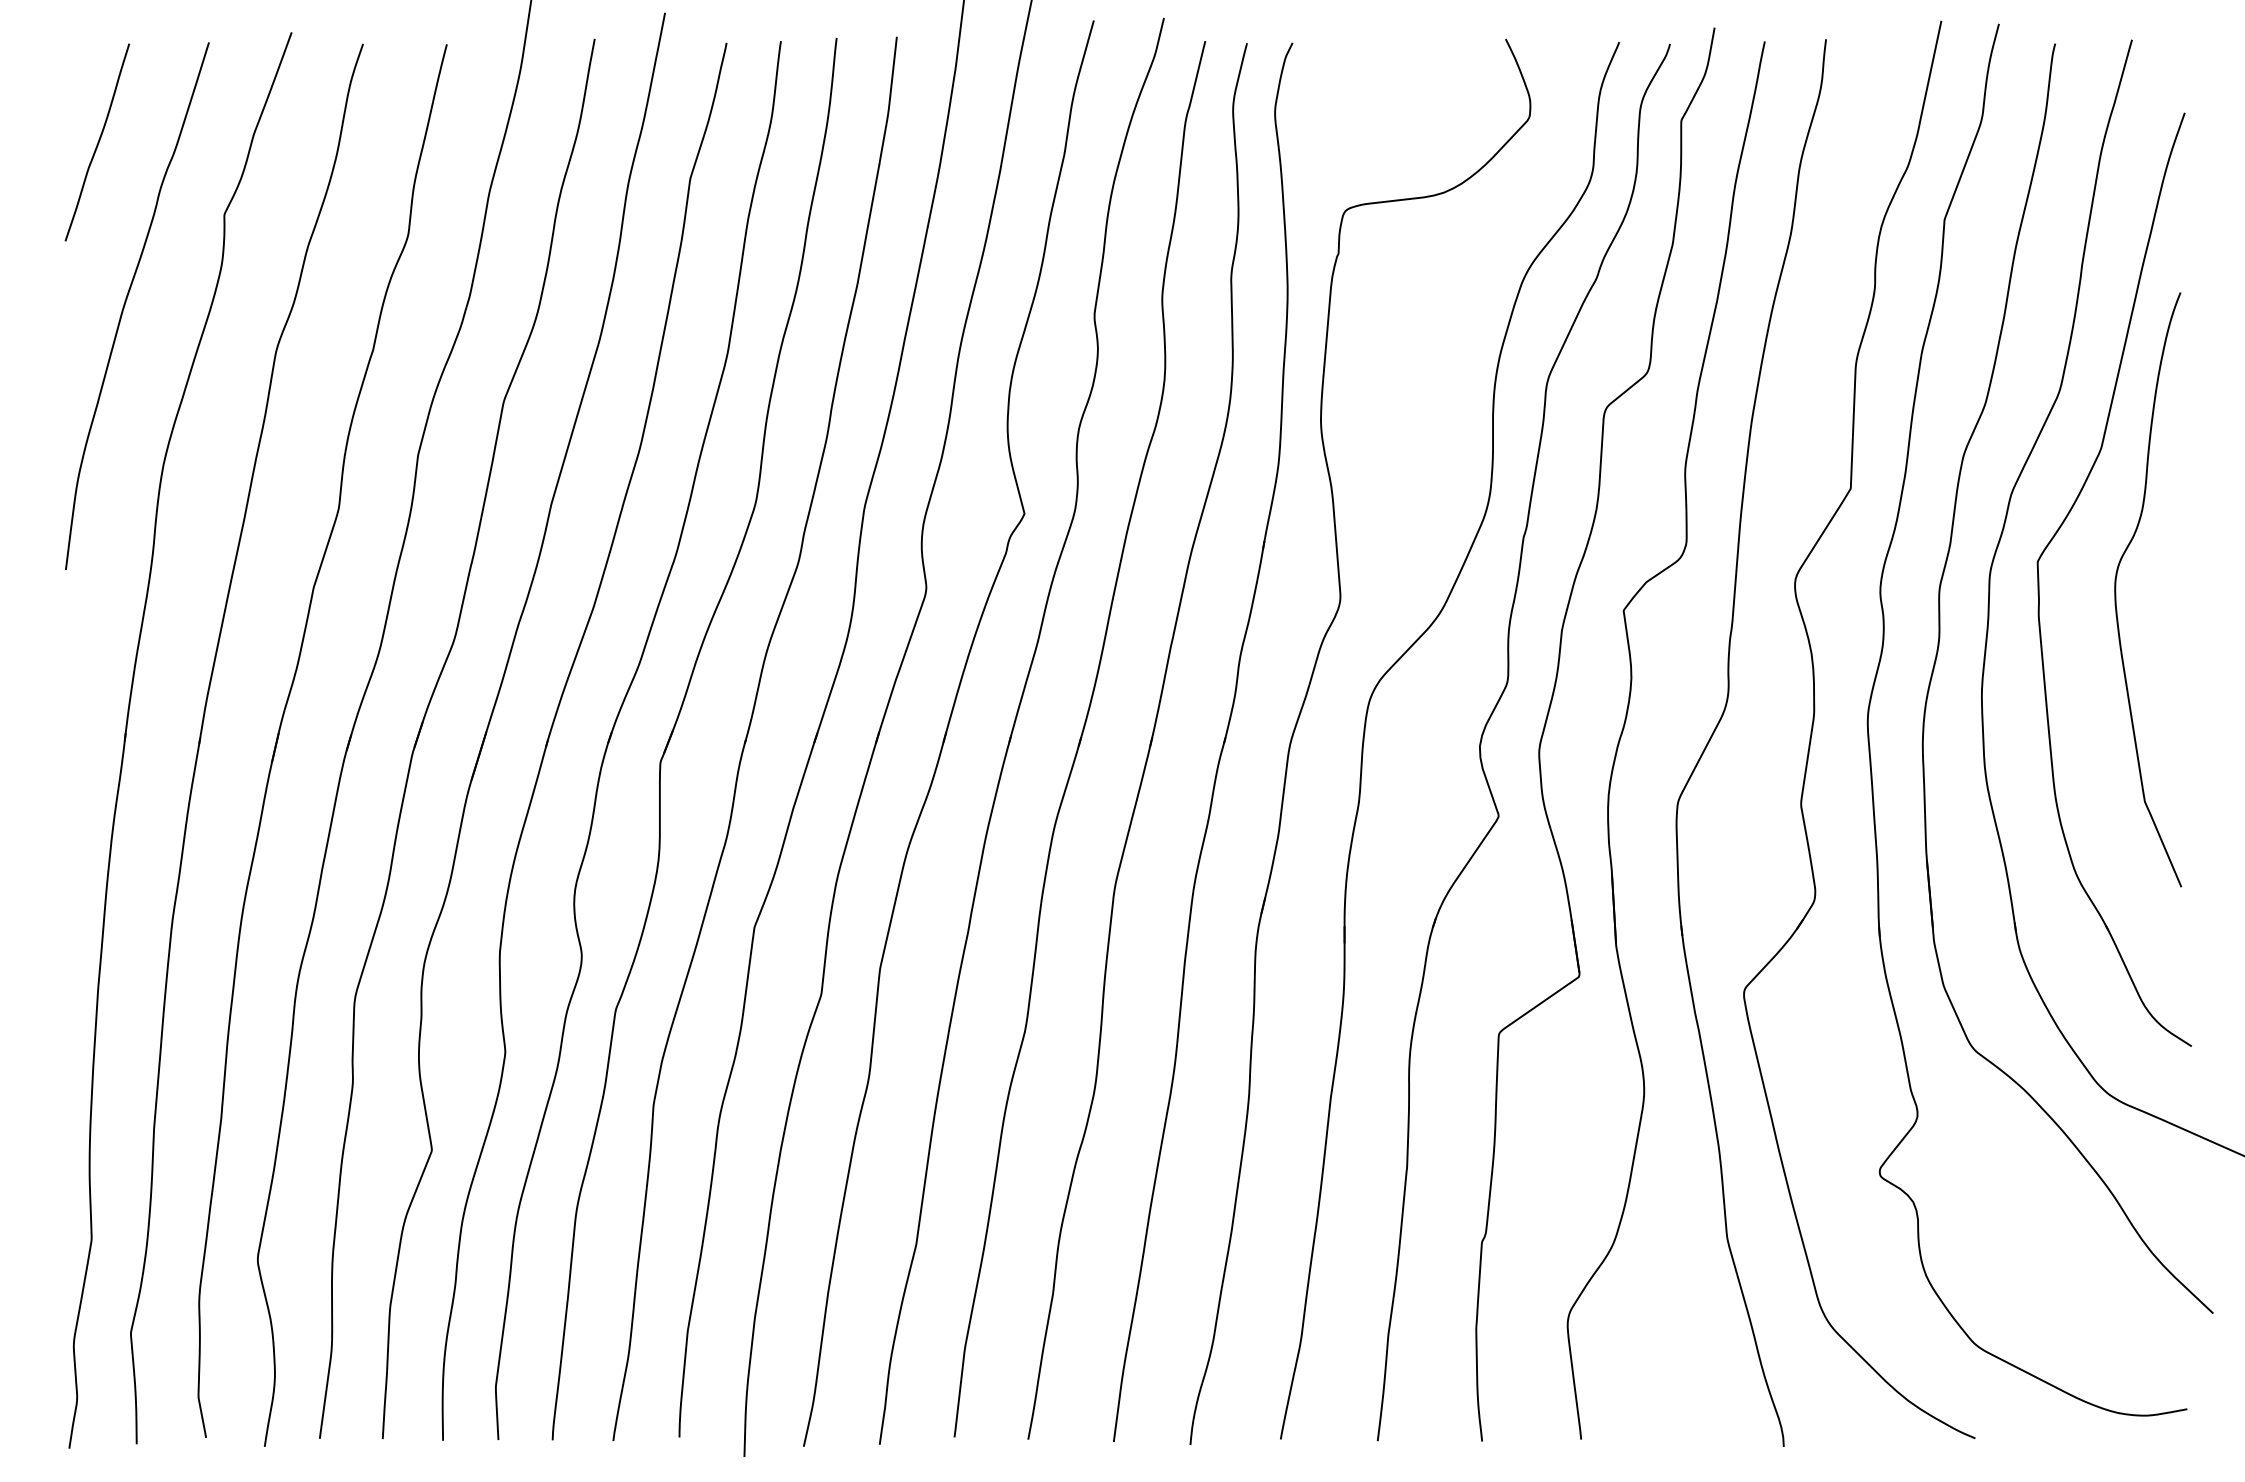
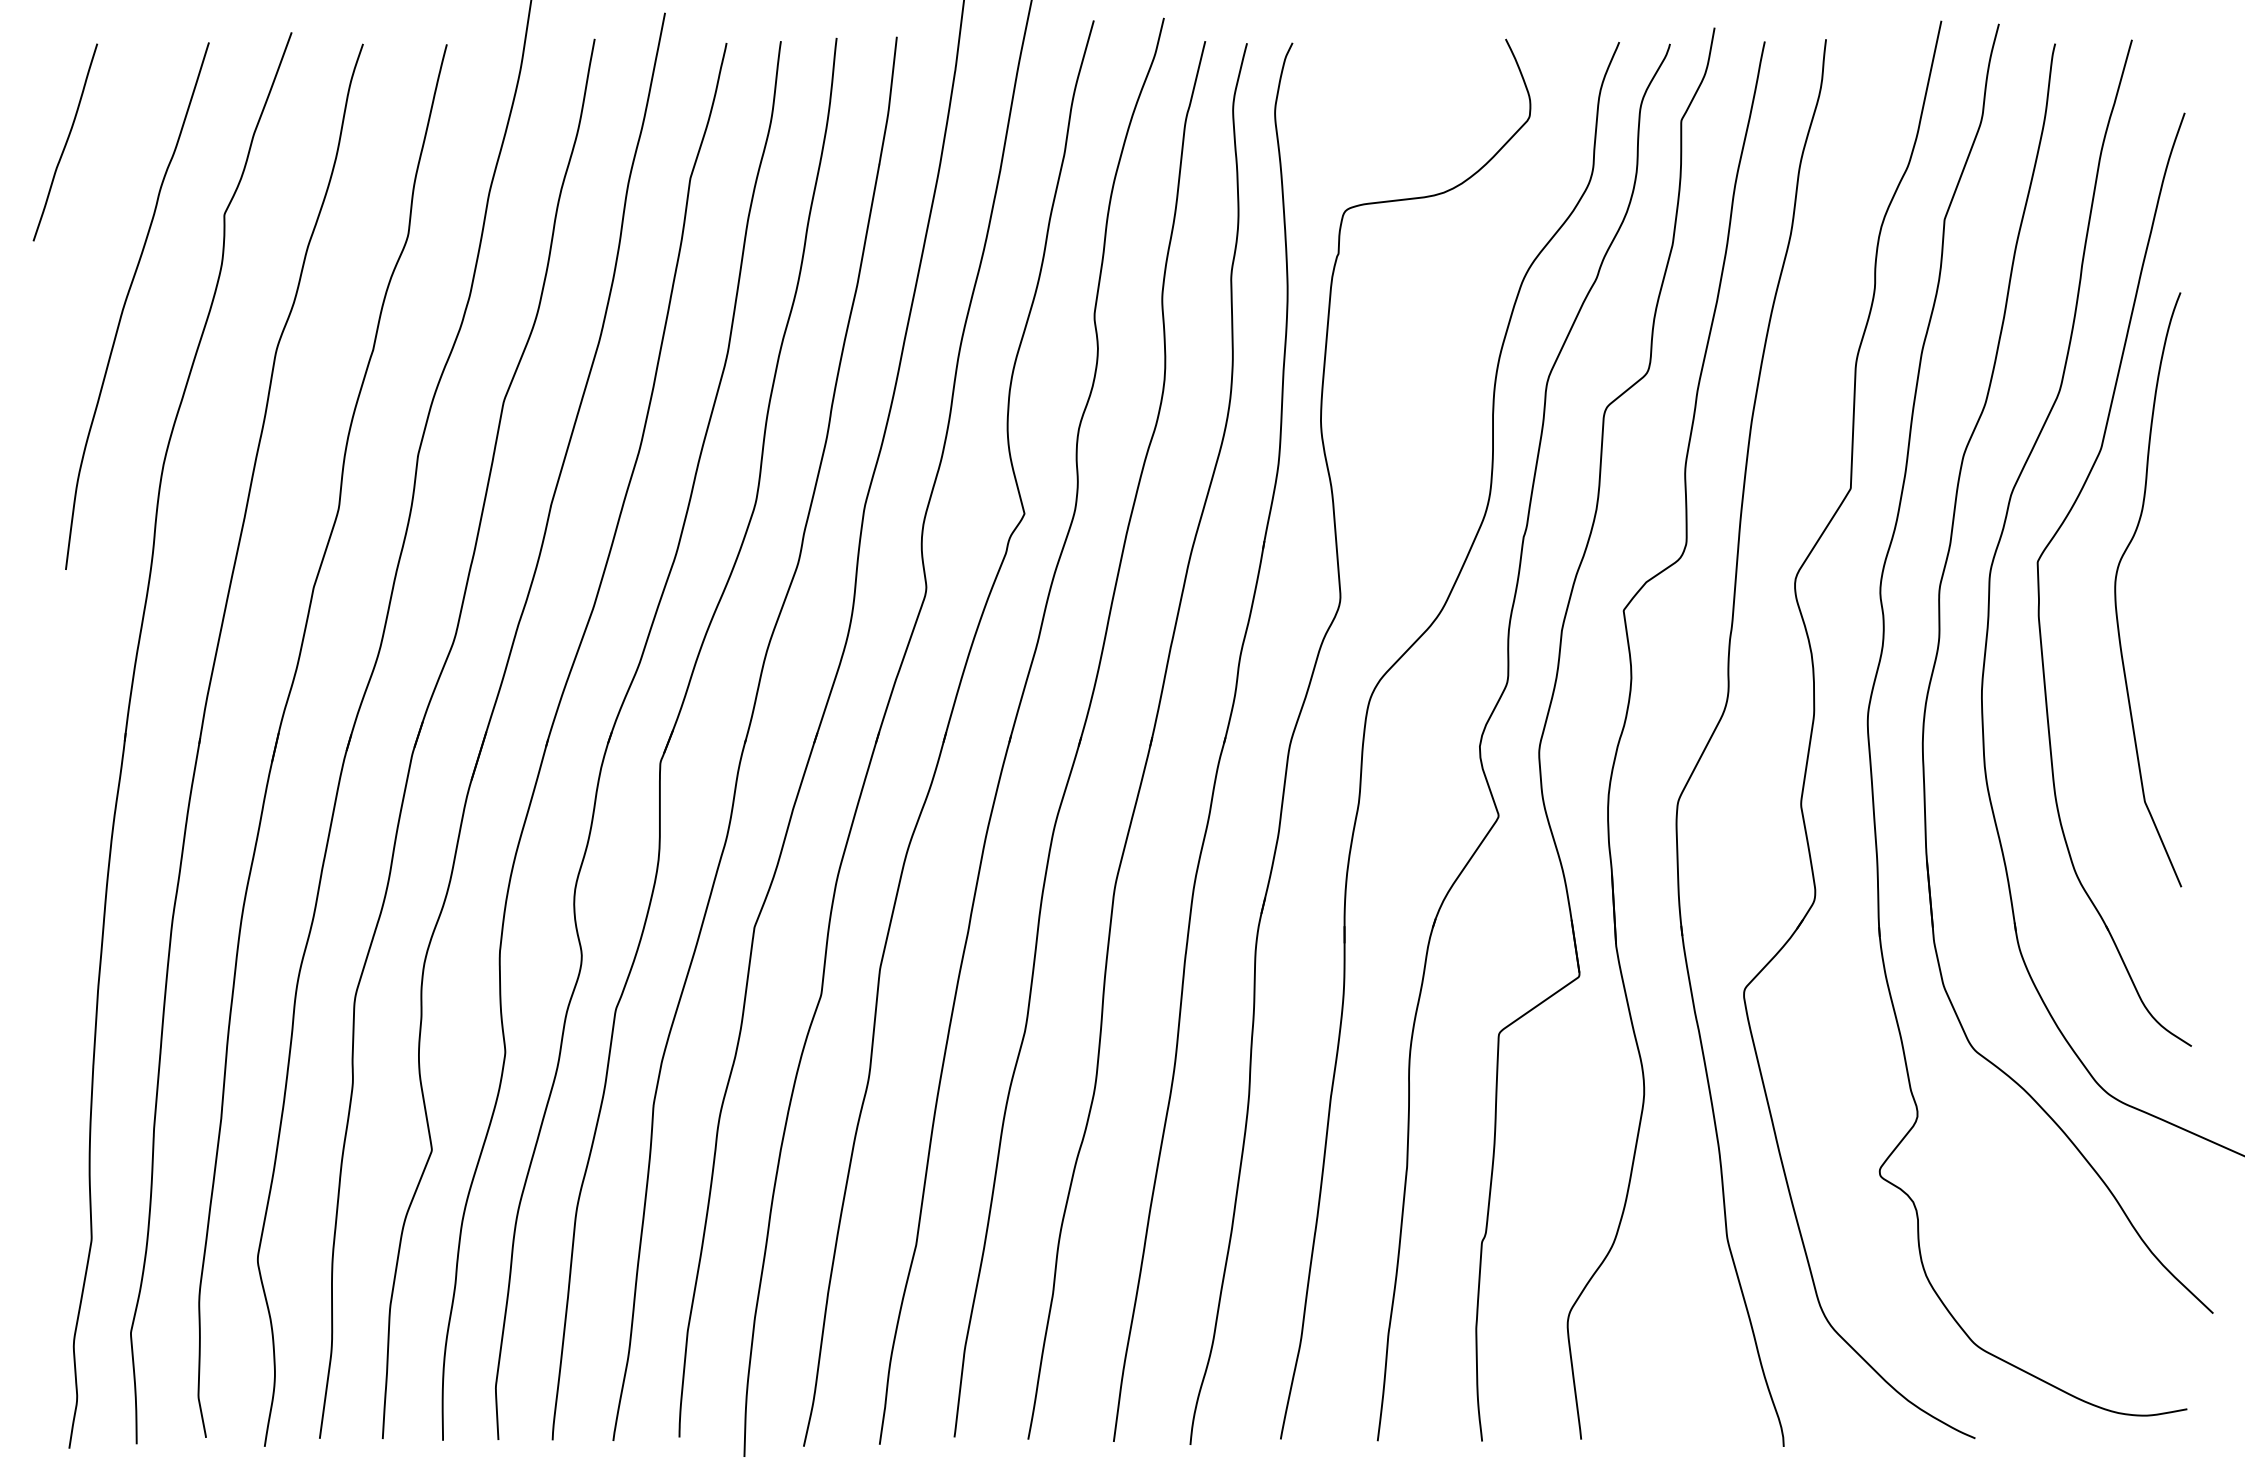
curve position: (97, 142) -> (65, 142) (65, 142)
